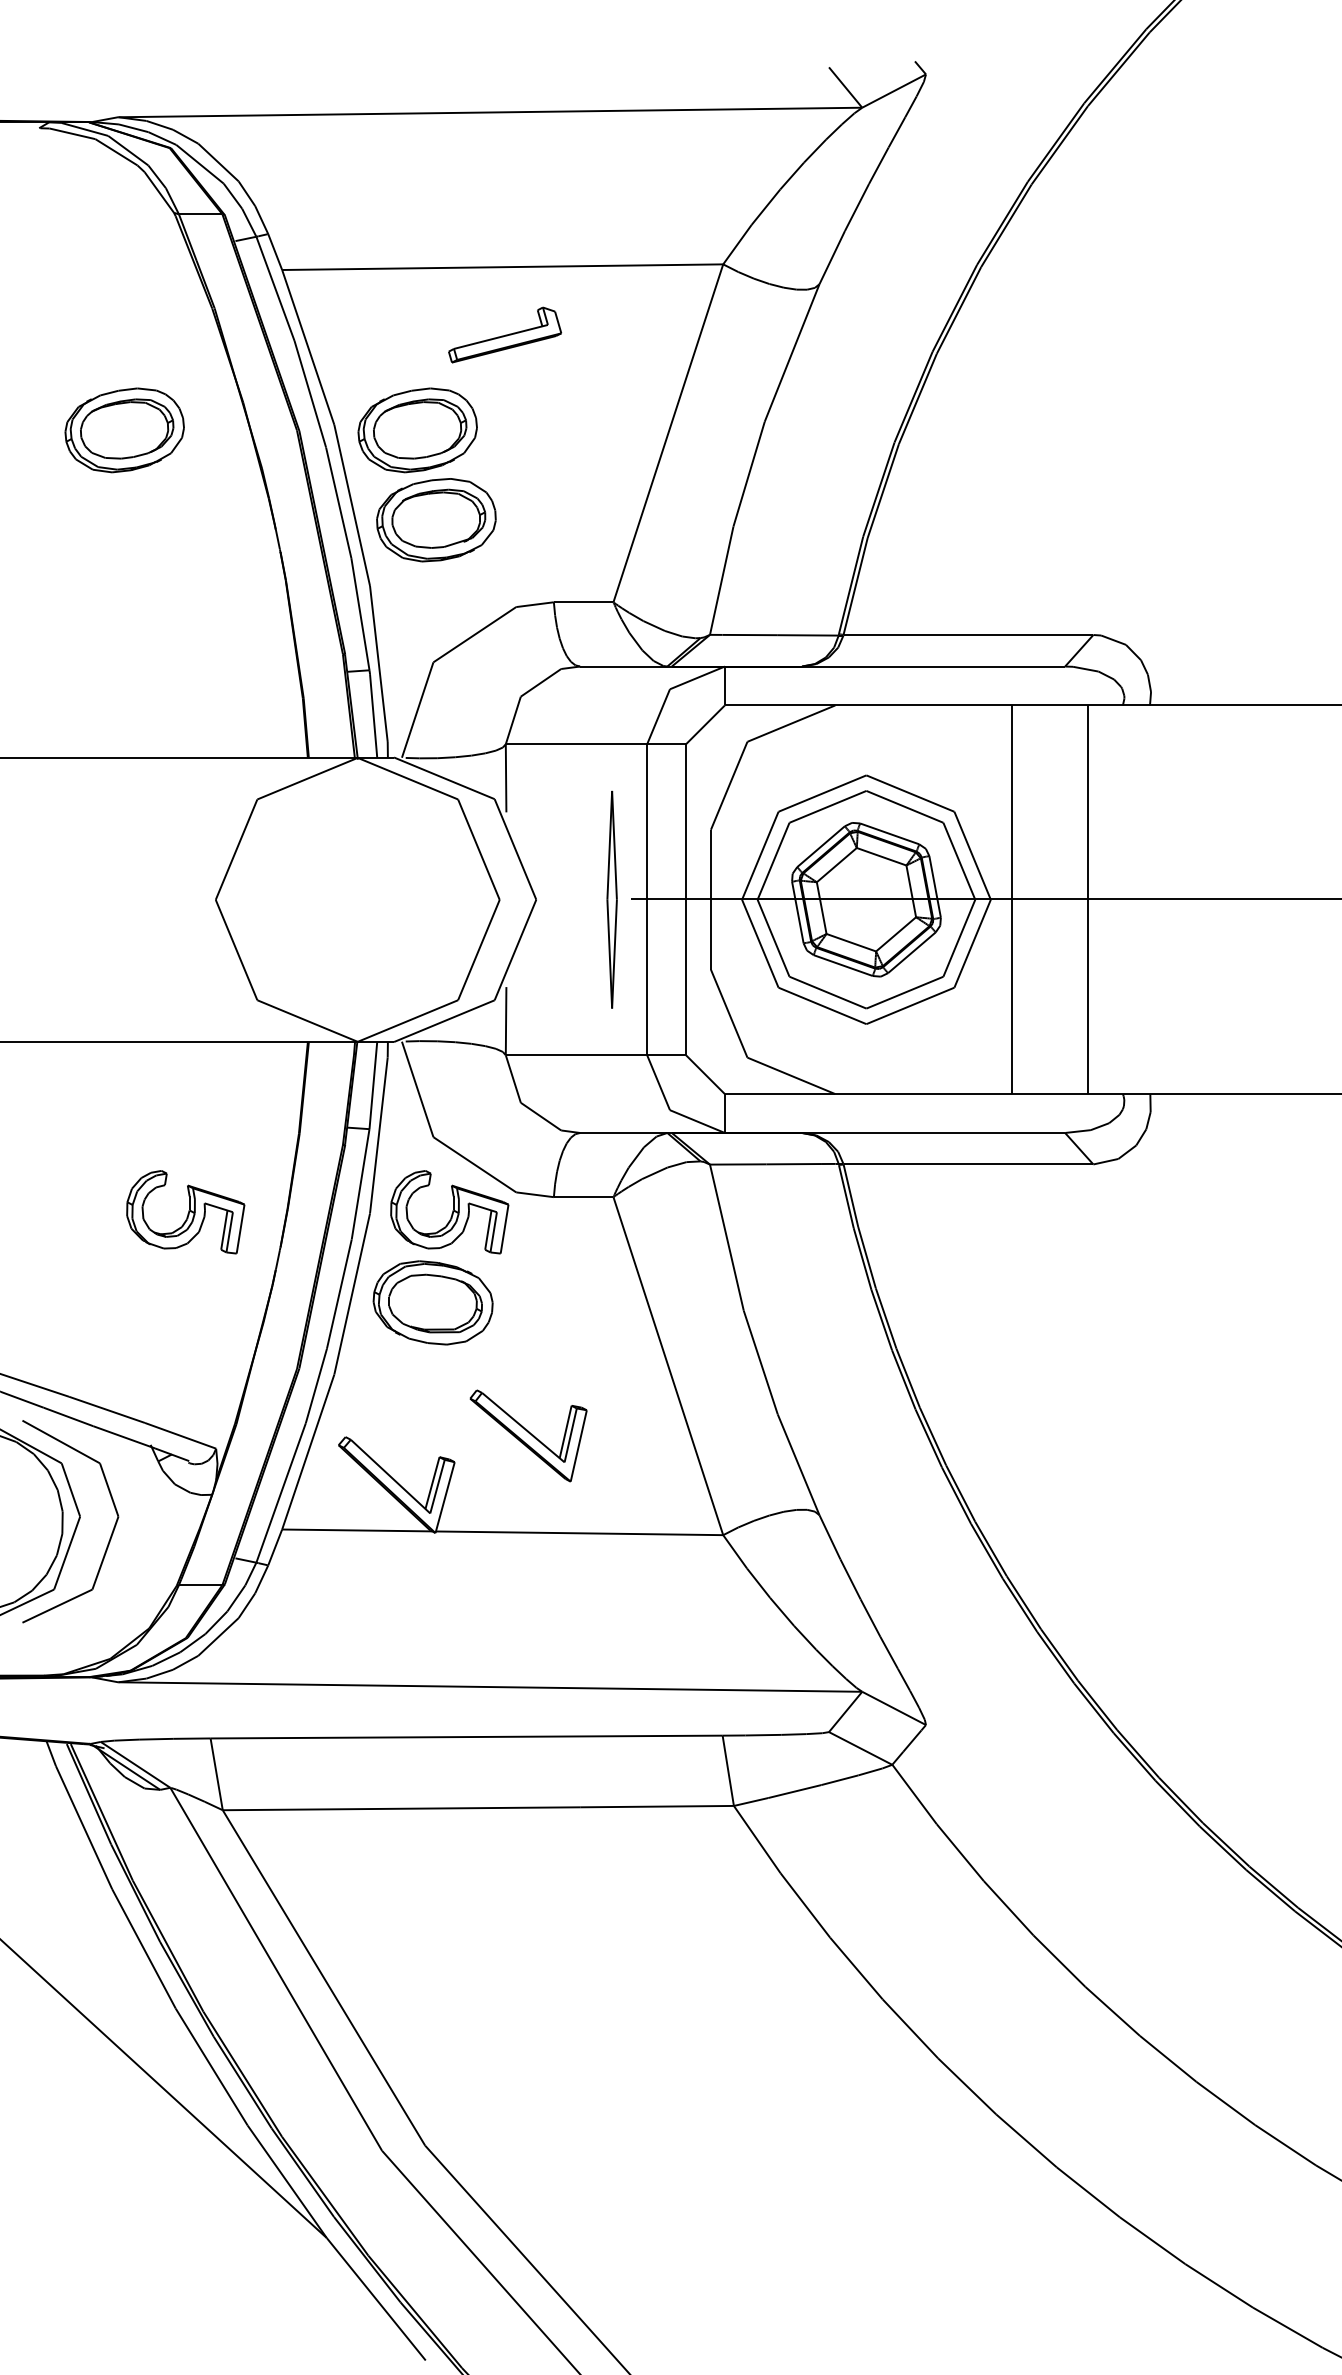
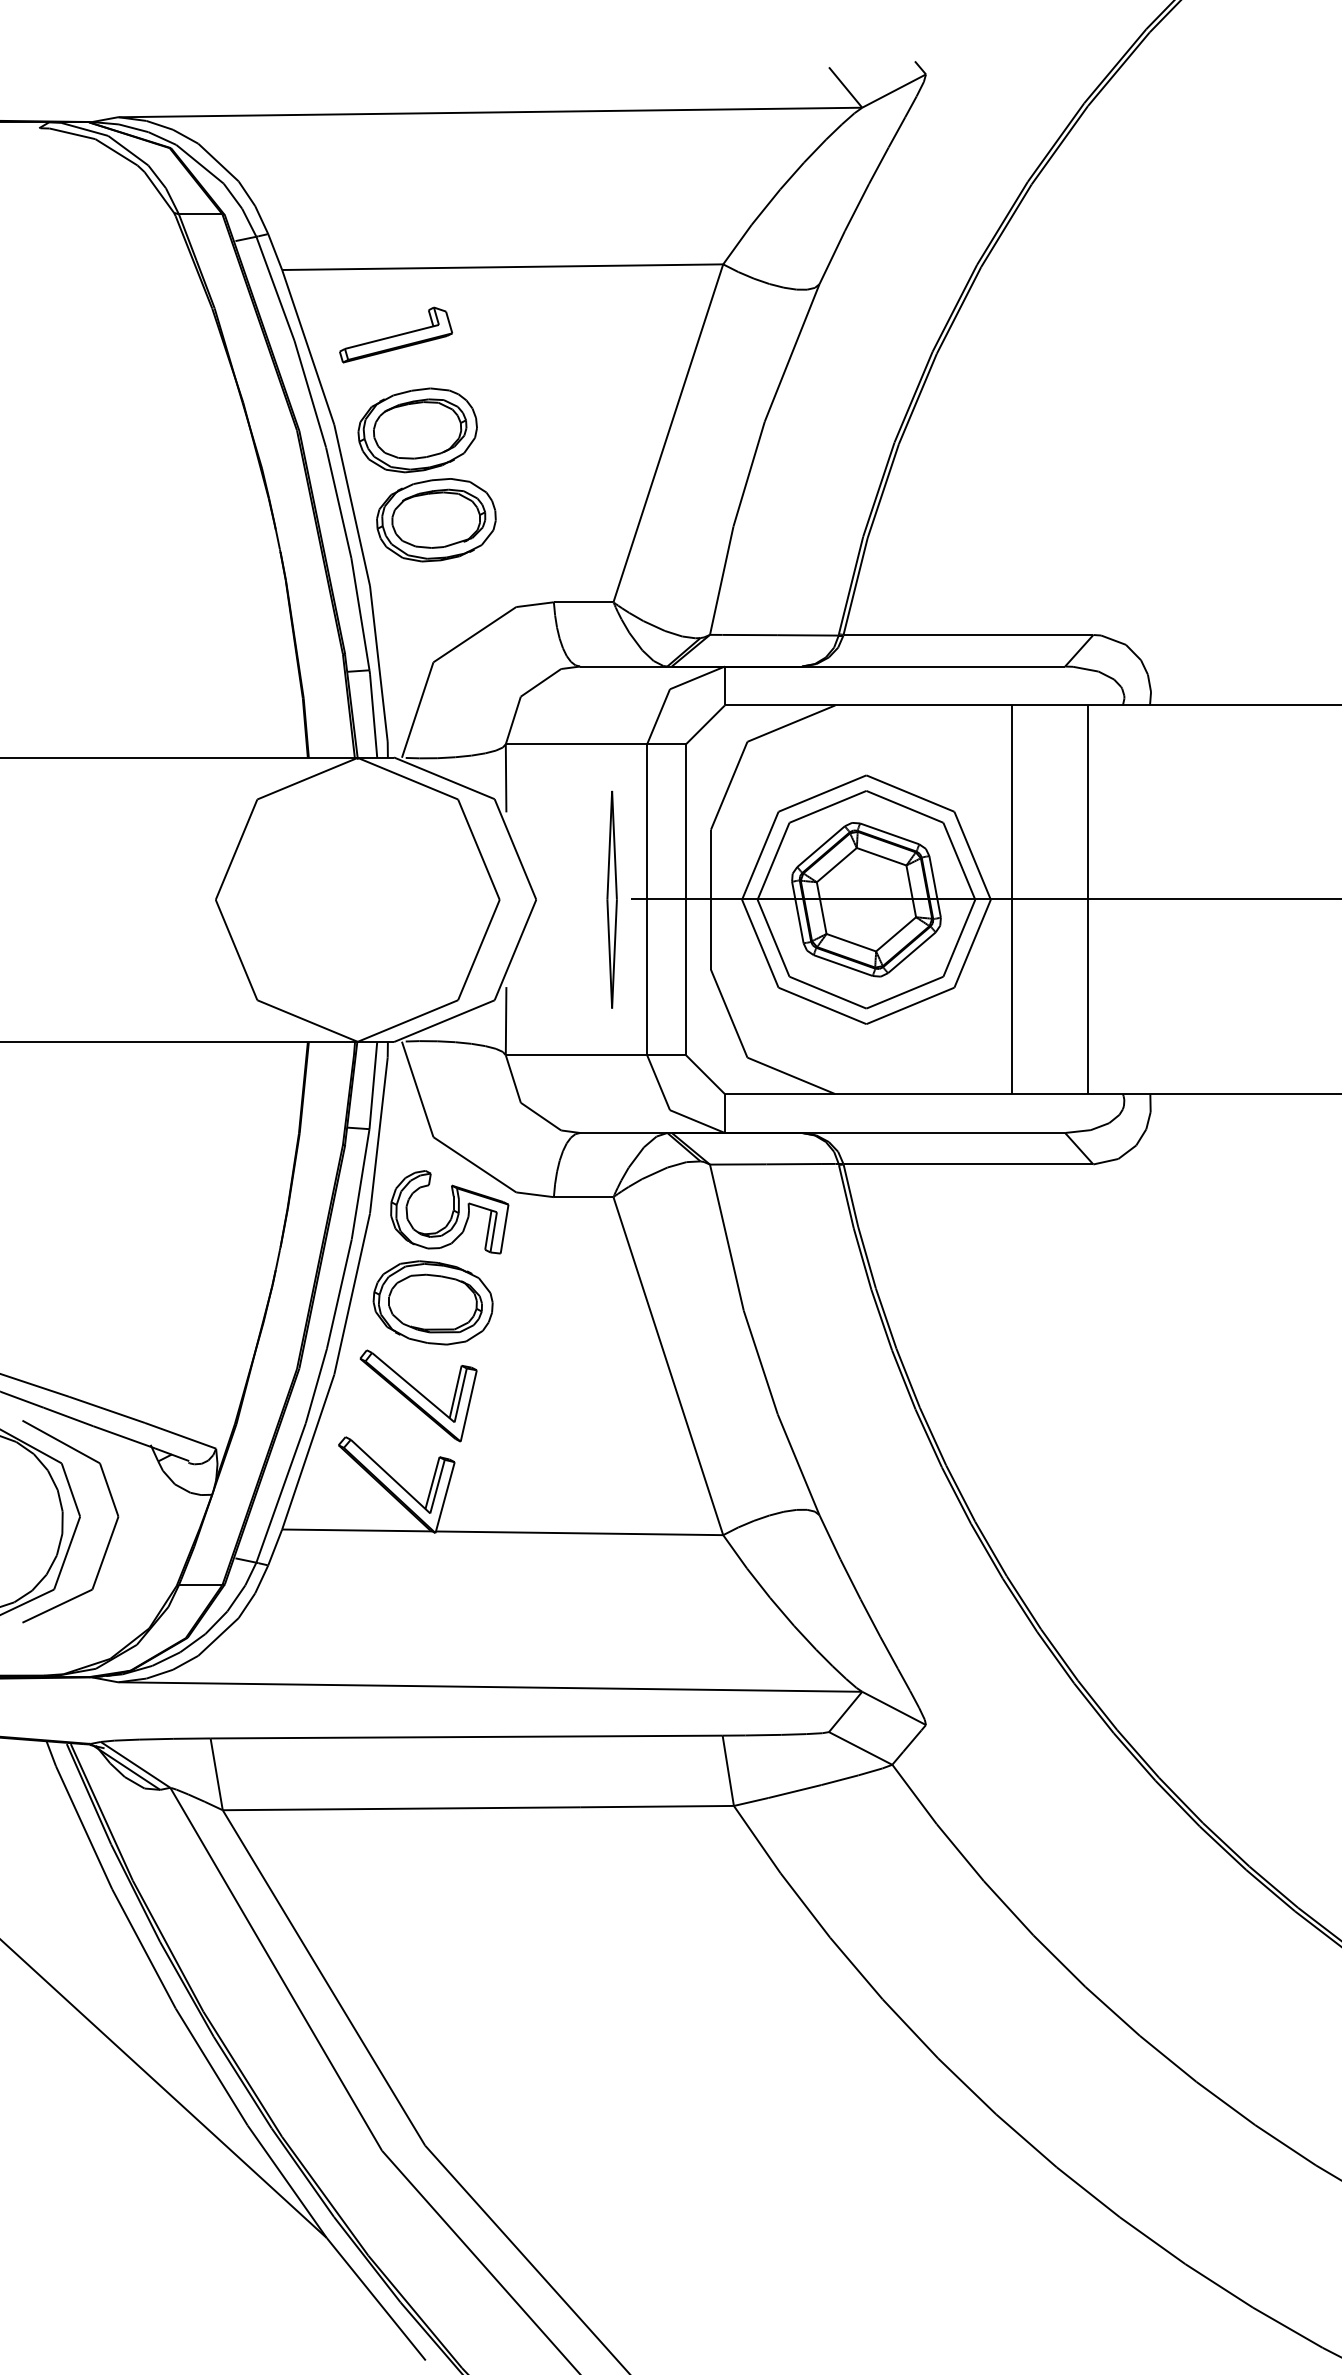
part position: (505, 334) -> (396, 334) (396, 334)
part: present -> none (124, 430)
part: present -> none (185, 1212)
part position: (528, 1435) -> (418, 1395) (418, 1395)
